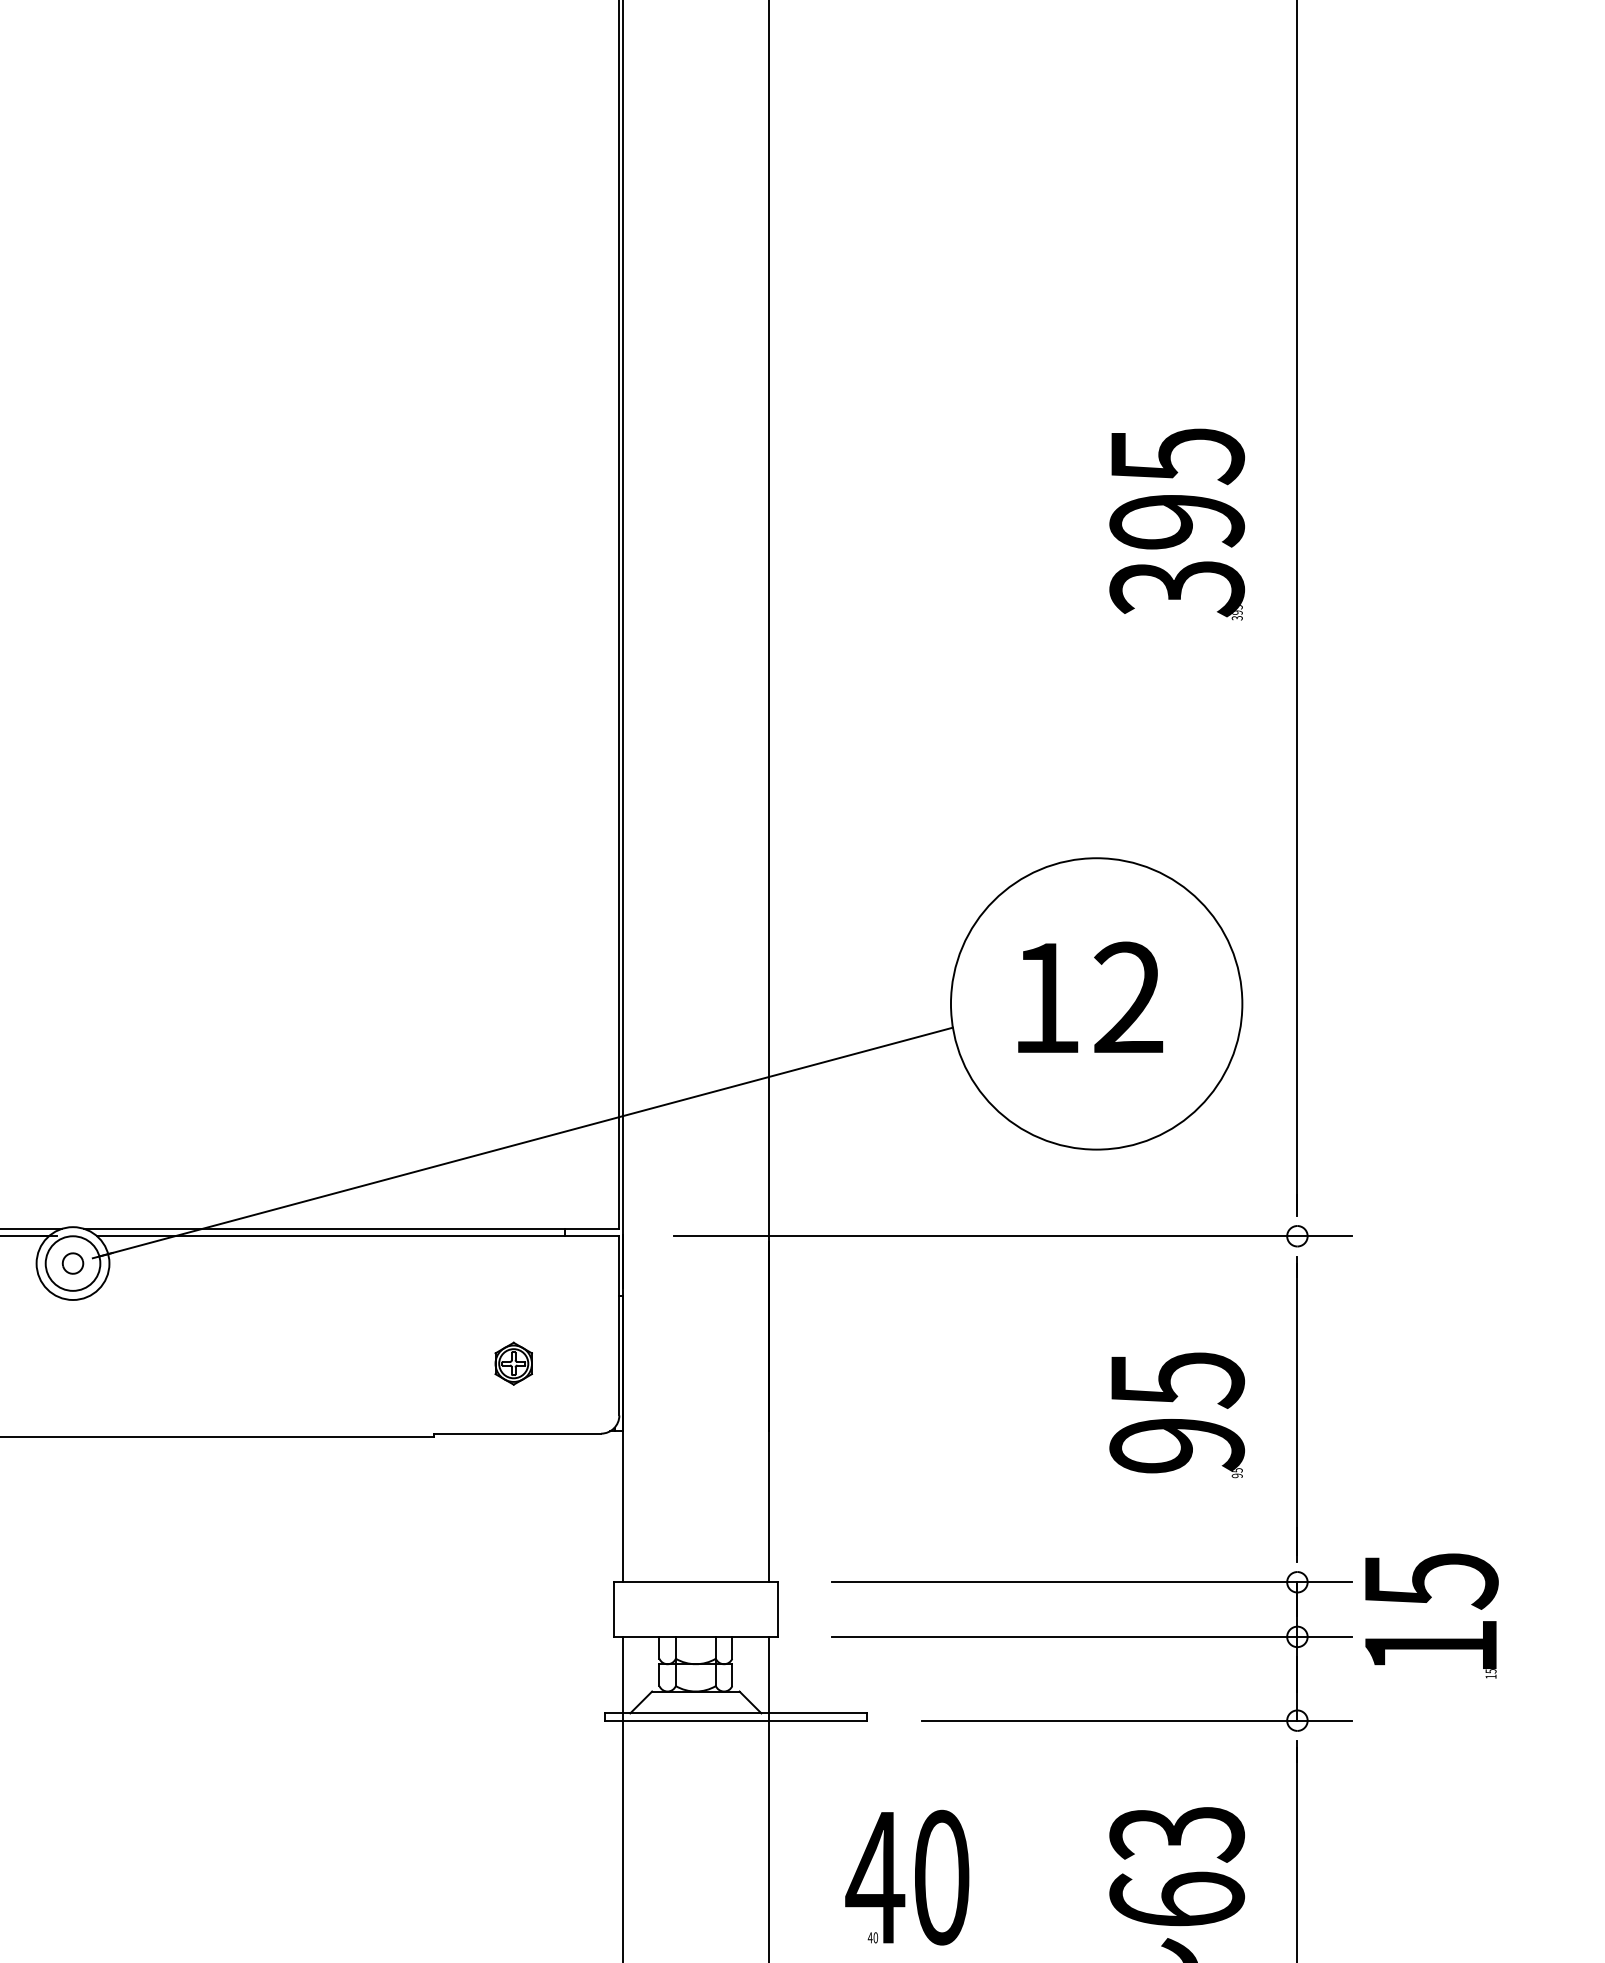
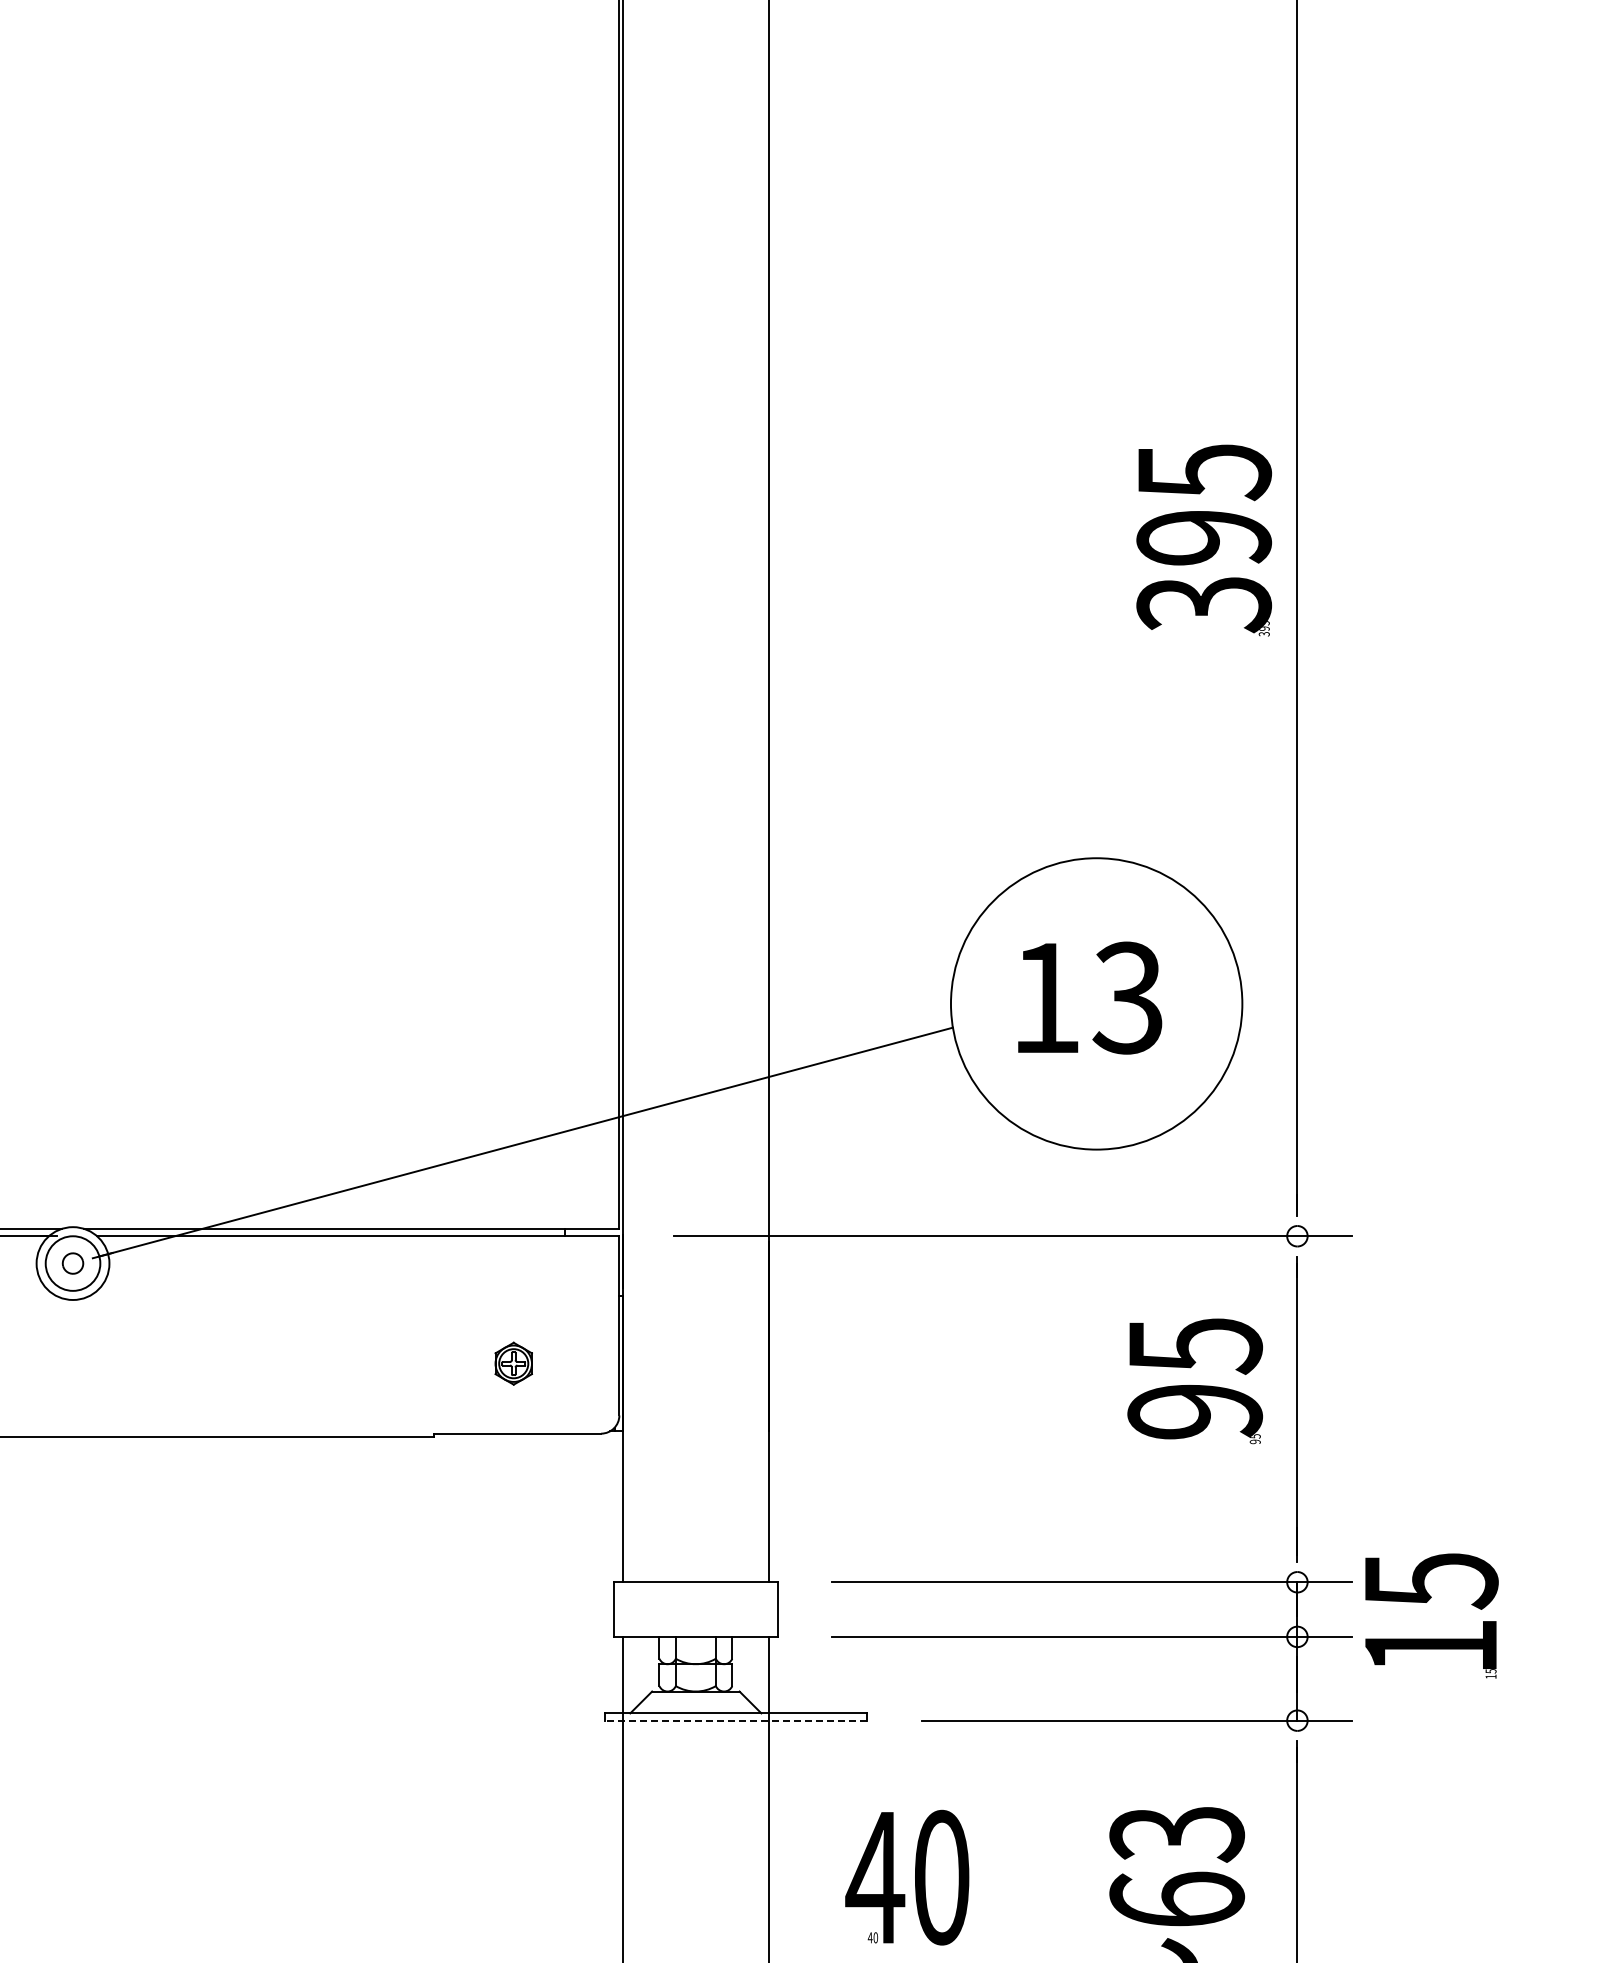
text position: (1176, 524) -> (1203, 540) (1203, 540)
text: 12 -> 13 (1127, 997)
text position: (1176, 1415) -> (1194, 1381) (1194, 1381)
line: solid -> dashed (735, 1720)
